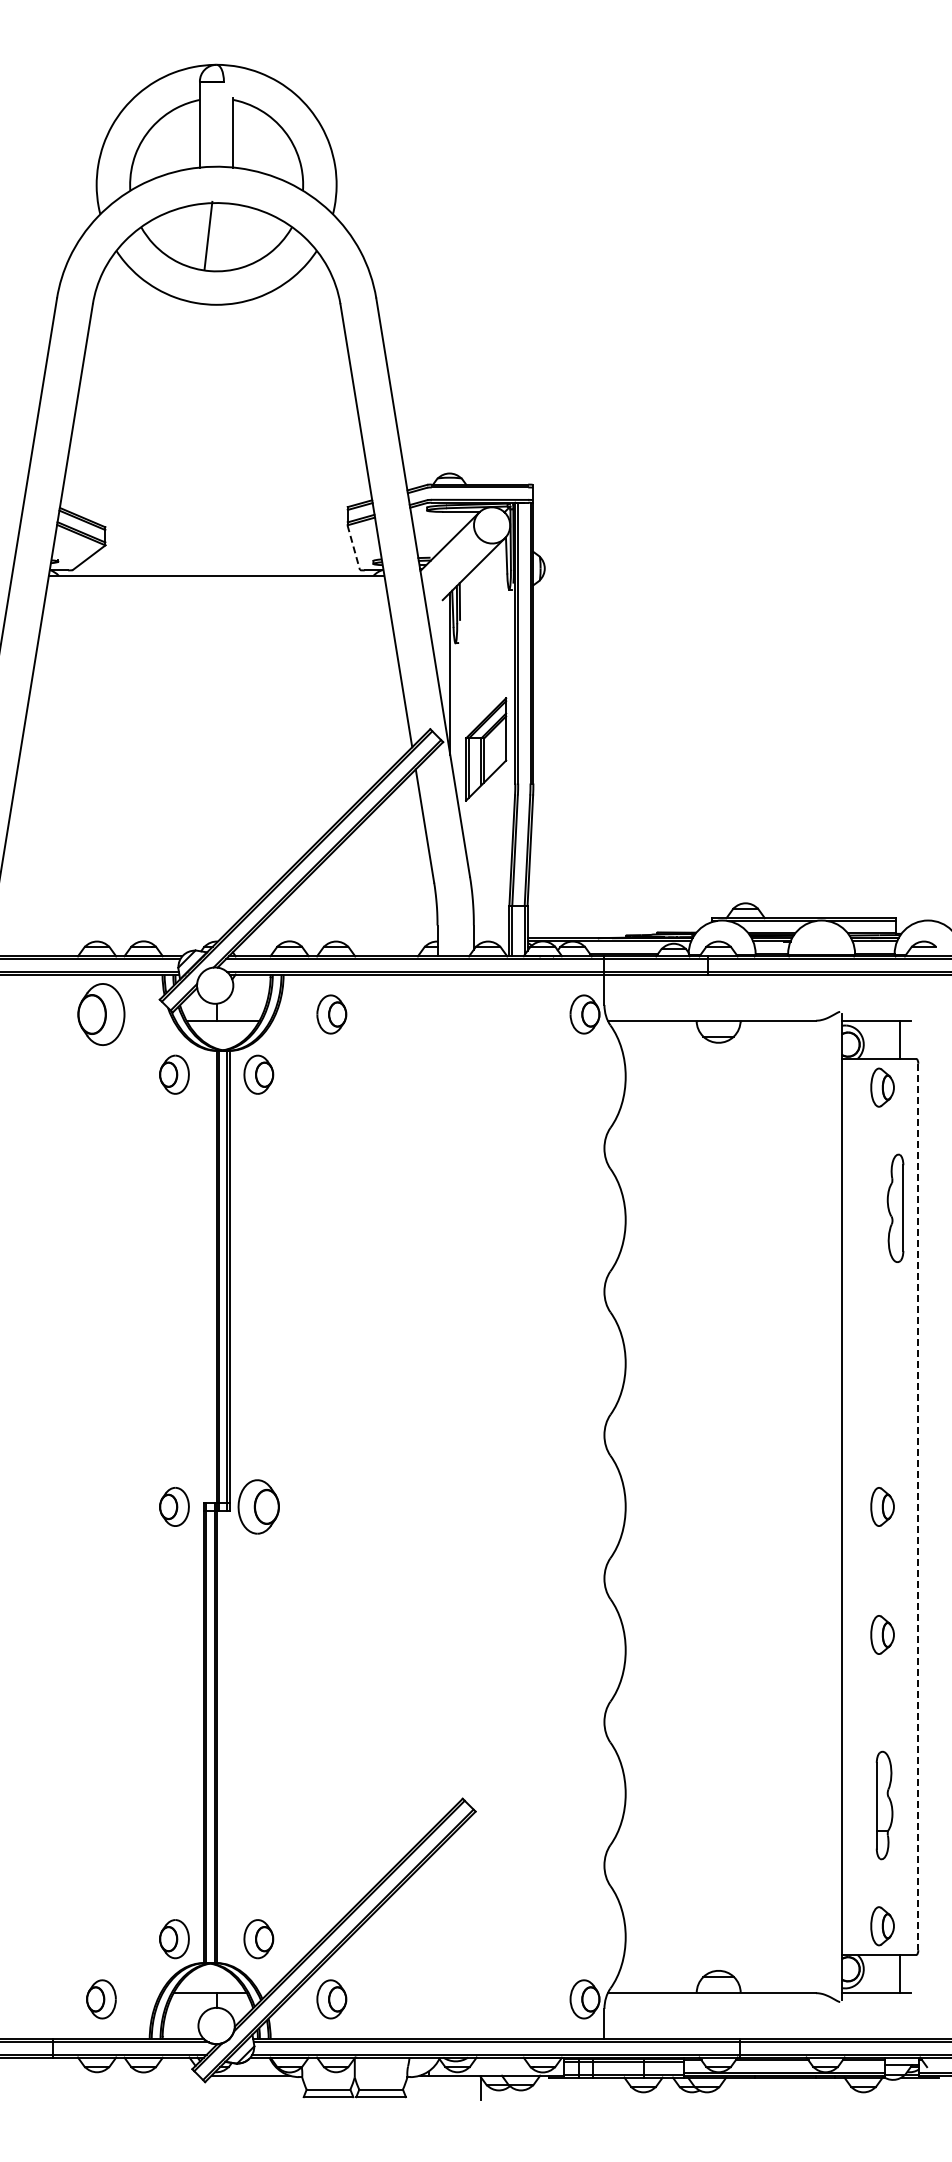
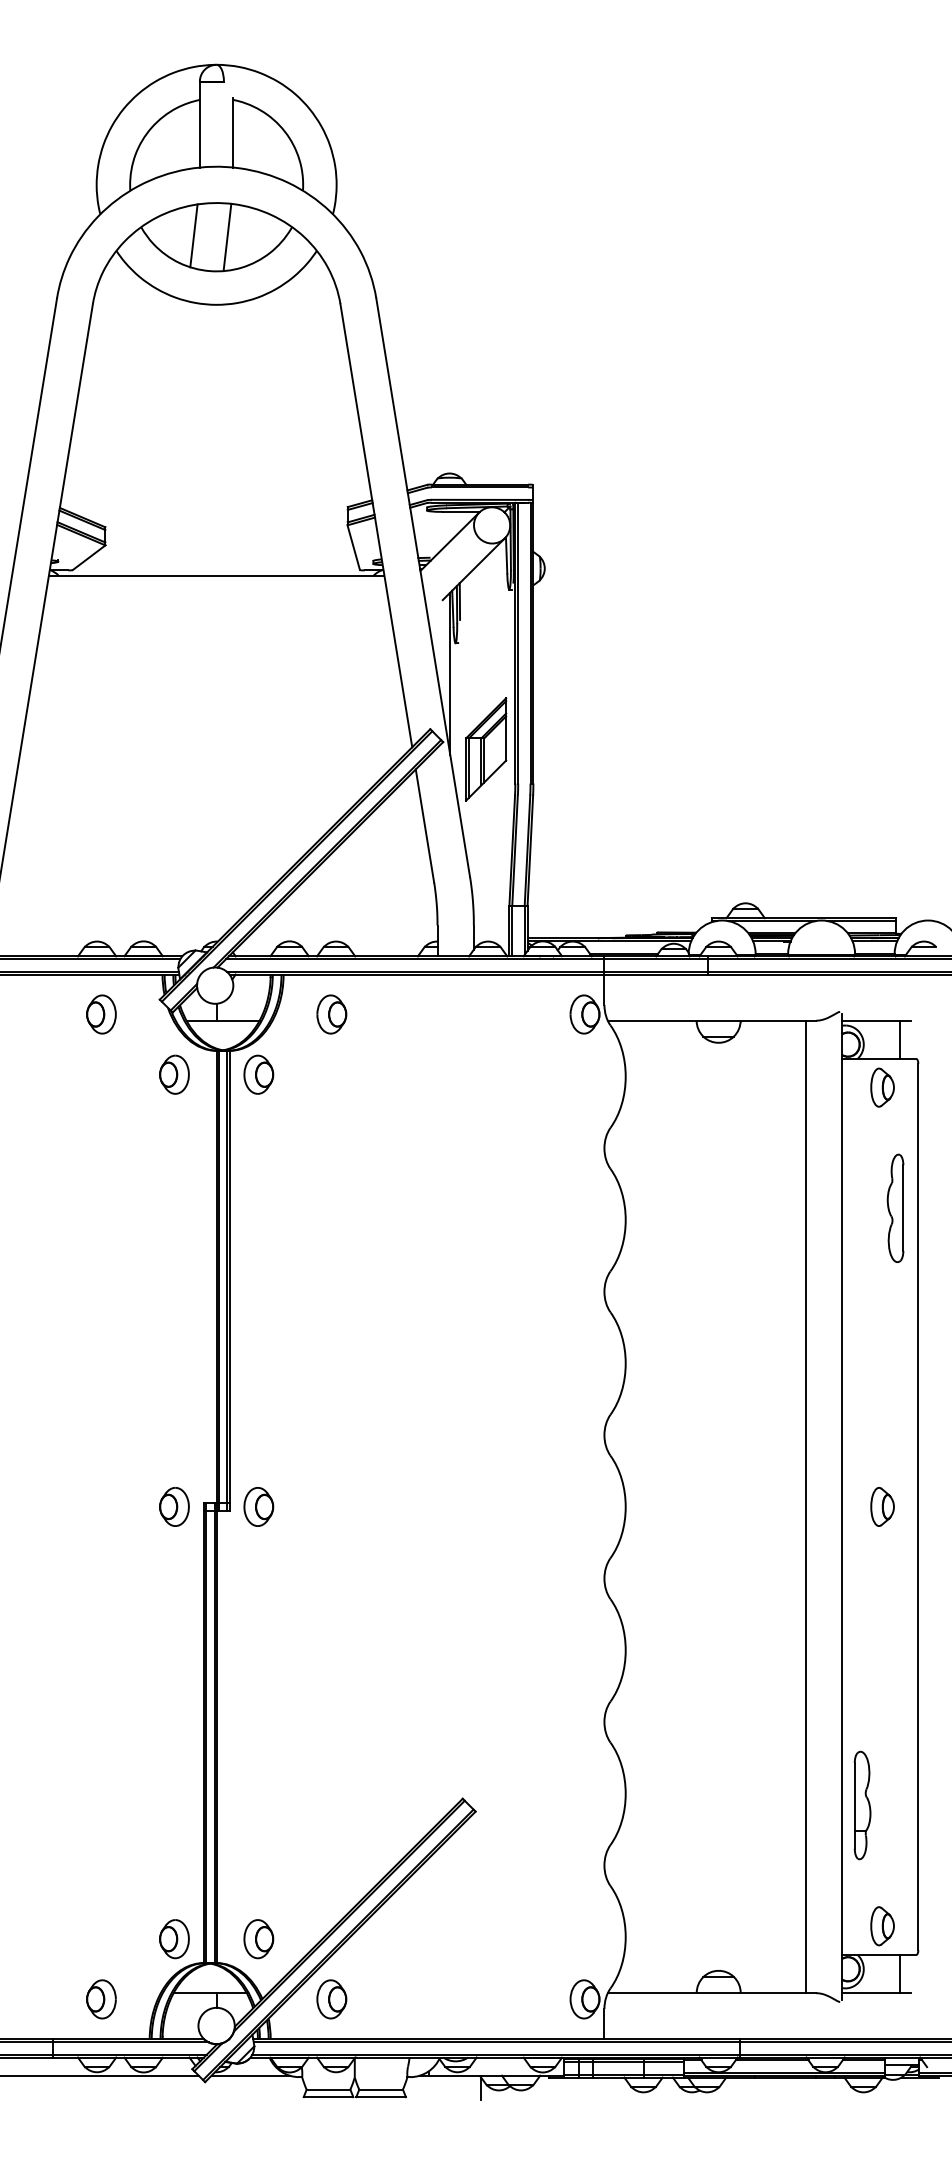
line: none -> present (193, 235)
line position: (208, 235) -> (227, 237) (227, 237)
line: dashed -> solid (353, 548)
part size: 49x63 px -> 31x41 px (101, 1014)
part size: 43x56 px -> 32x40 px (258, 1506)
line: none -> present (805, 1506)
line: dashed -> solid (918, 1507)
part: present -> none (882, 1634)
part position: (884, 1805) -> (862, 1805) (862, 1805)
line: none -> present (100, 2075)
